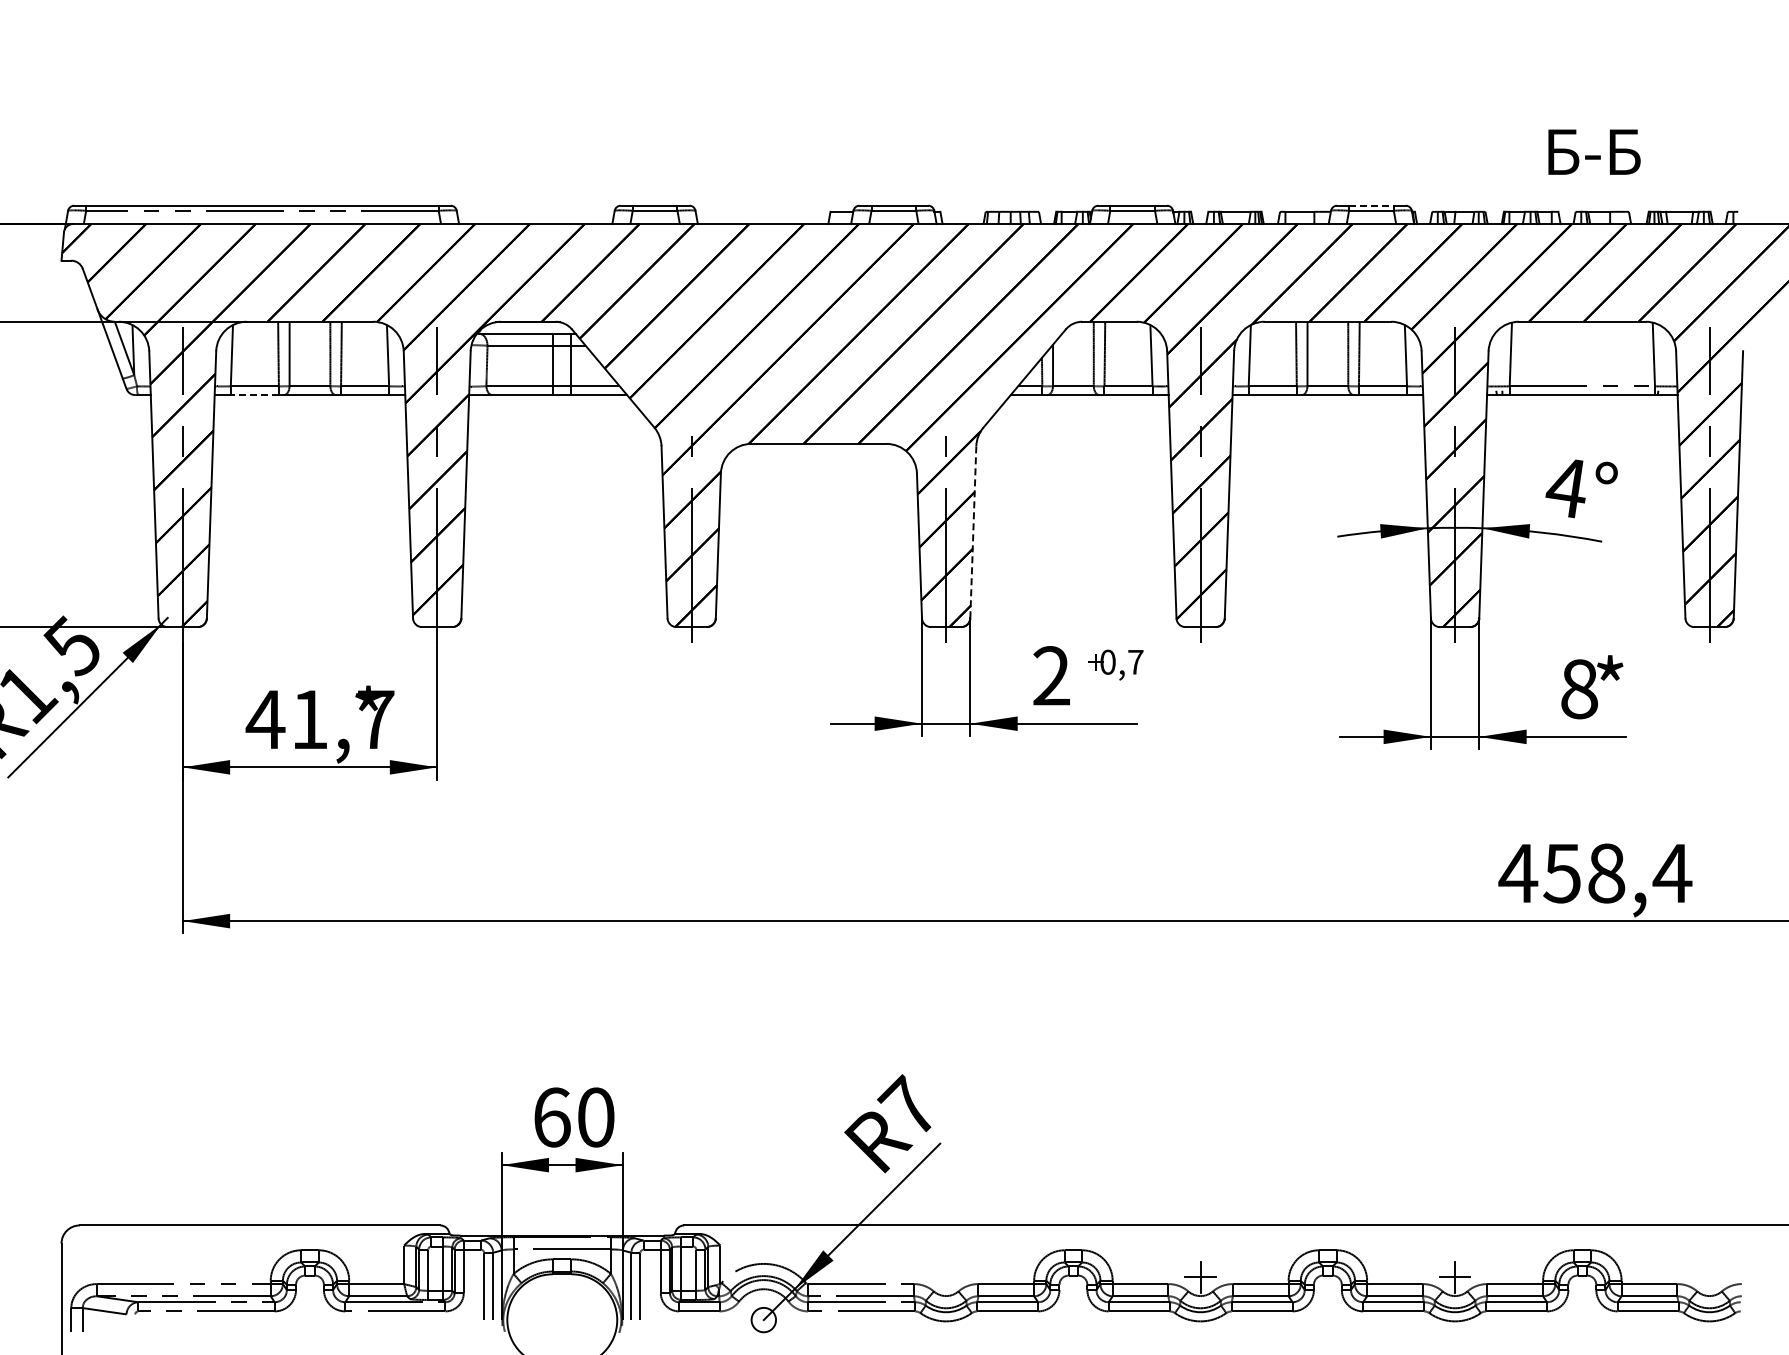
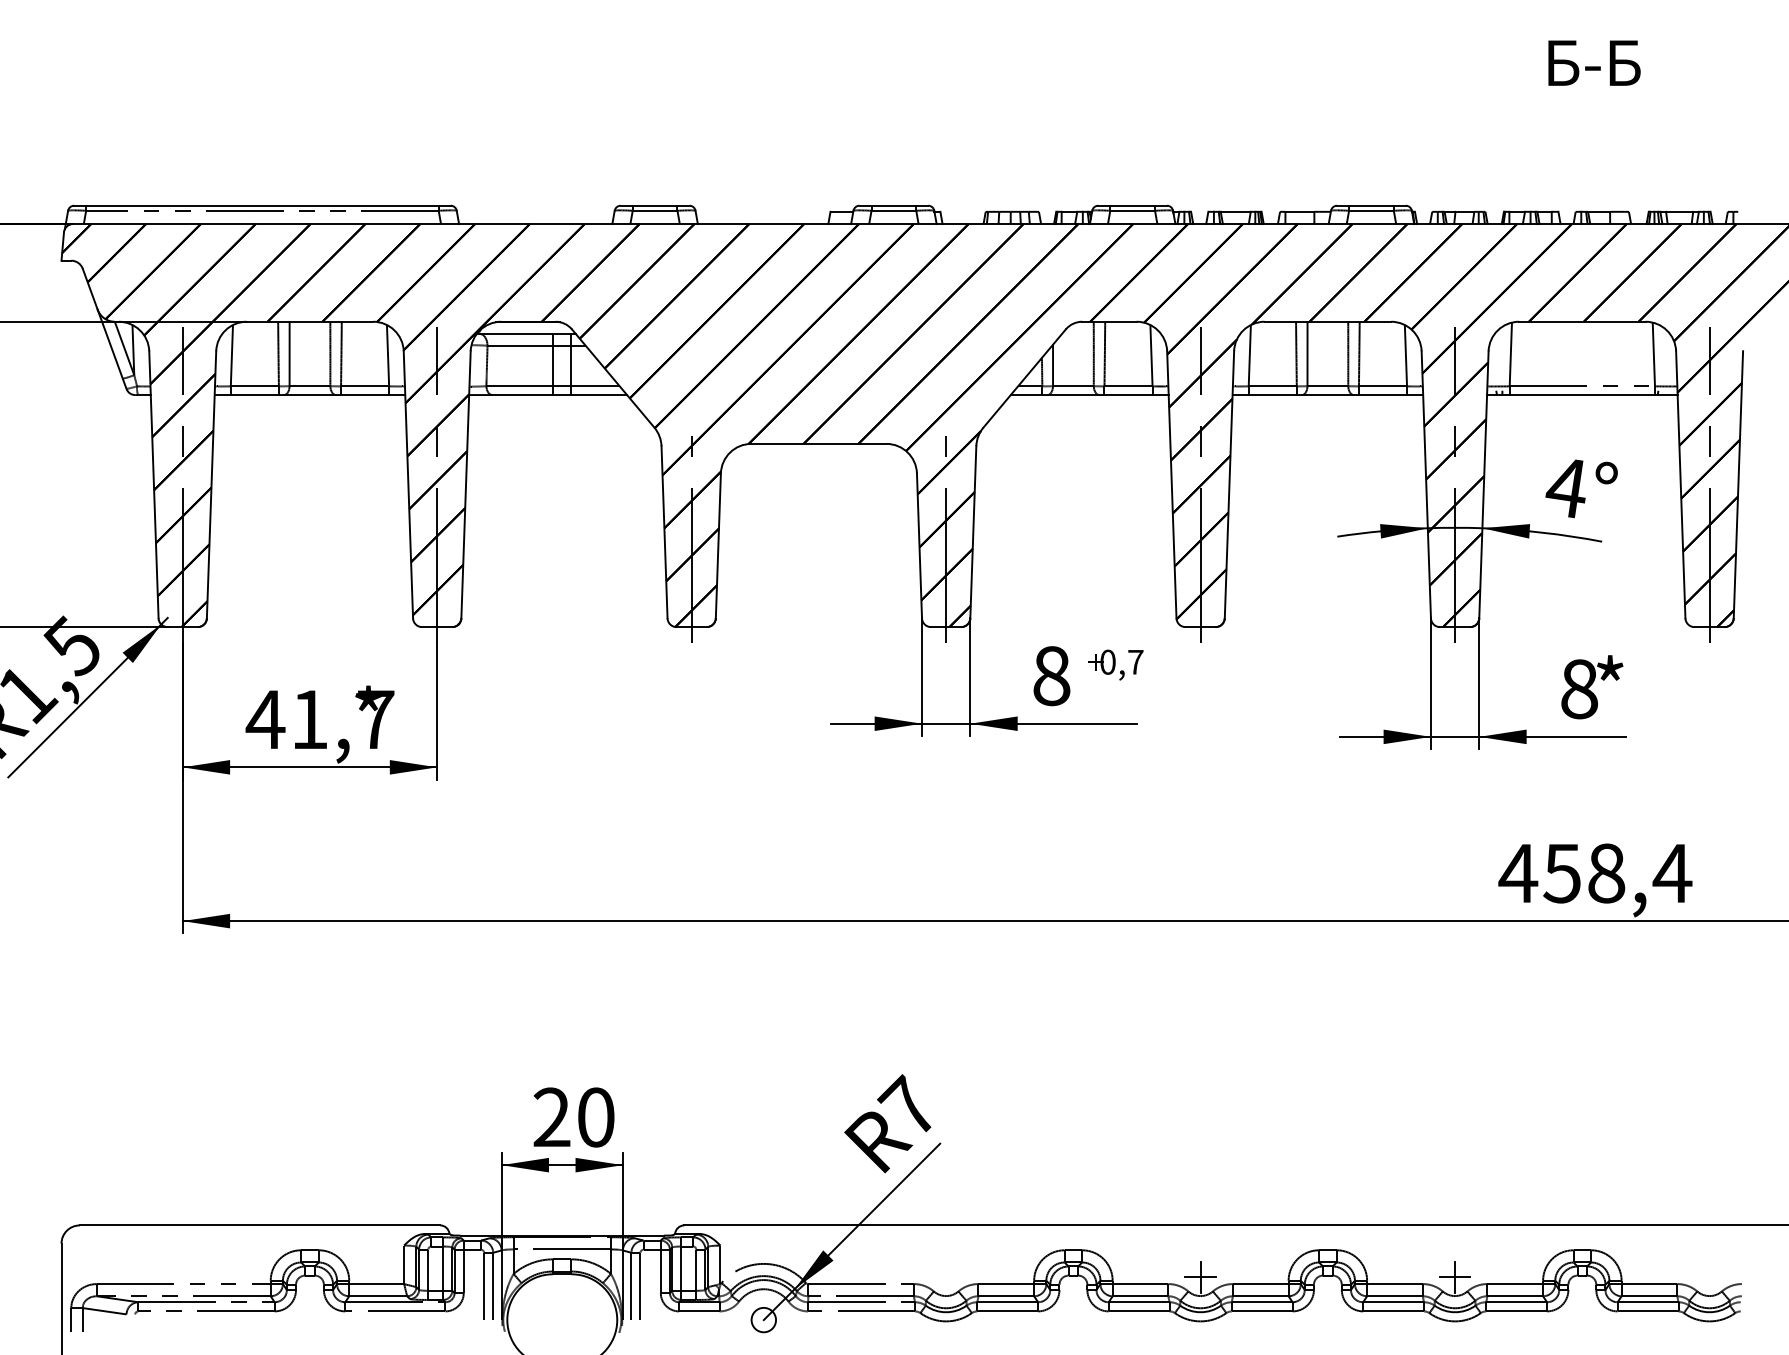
text position: (1594, 151) -> (1594, 62) (1594, 62)
line: dashed -> solid (1371, 205)
line: dashed -> solid (254, 395)
line: dashed -> solid (973, 531)
text: 2 -> 8 (1051, 676)
text: 60 -> 20 (551, 1117)
